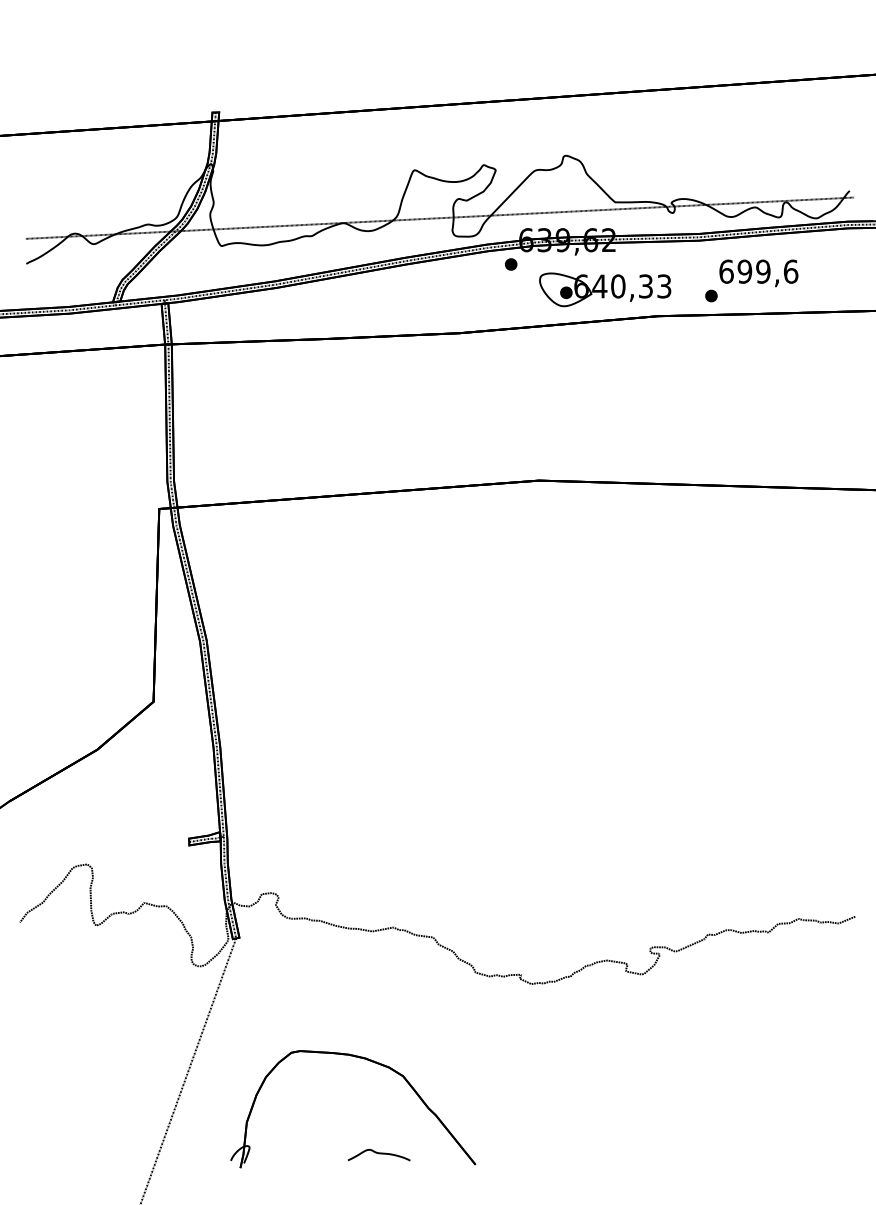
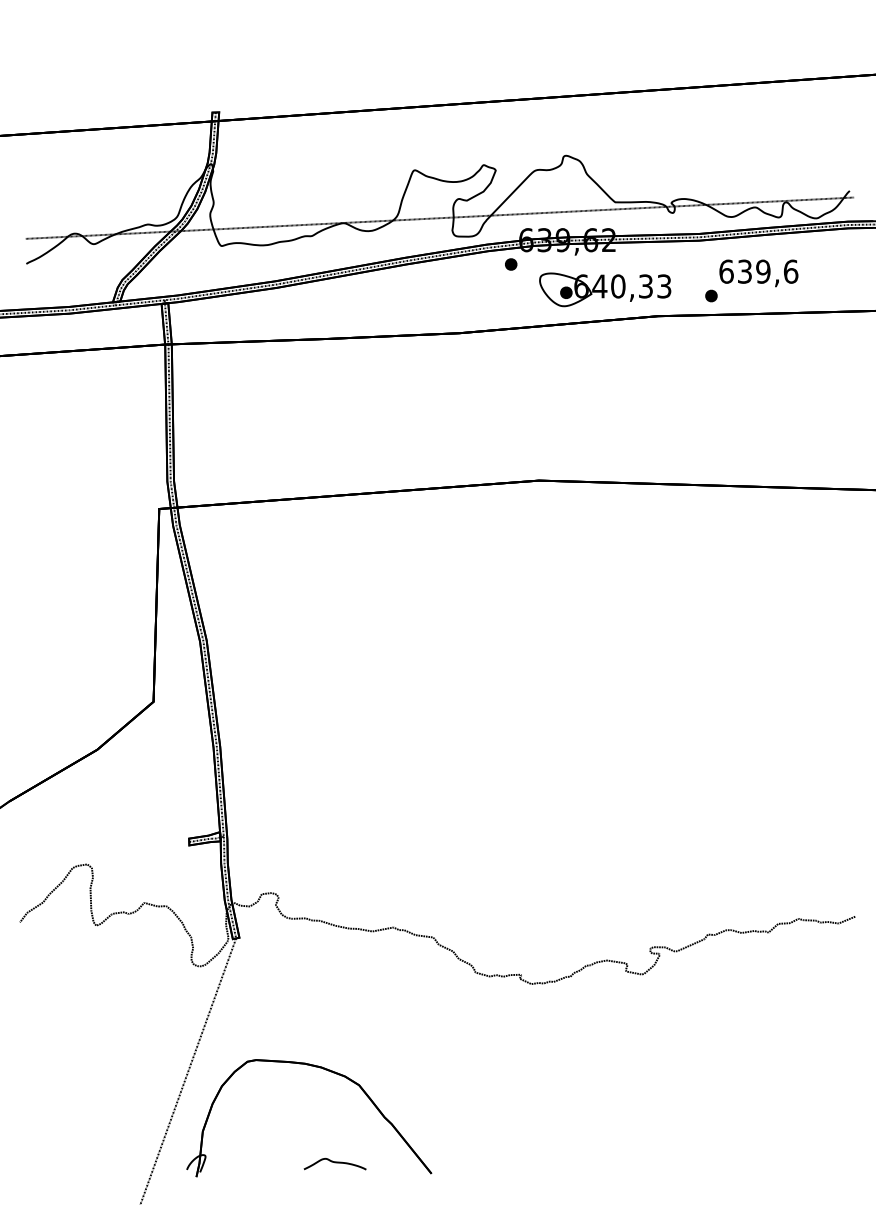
text: 699,6 -> 639,6 (744, 271)
part position: (365, 1149) -> (321, 1158) (321, 1158)
